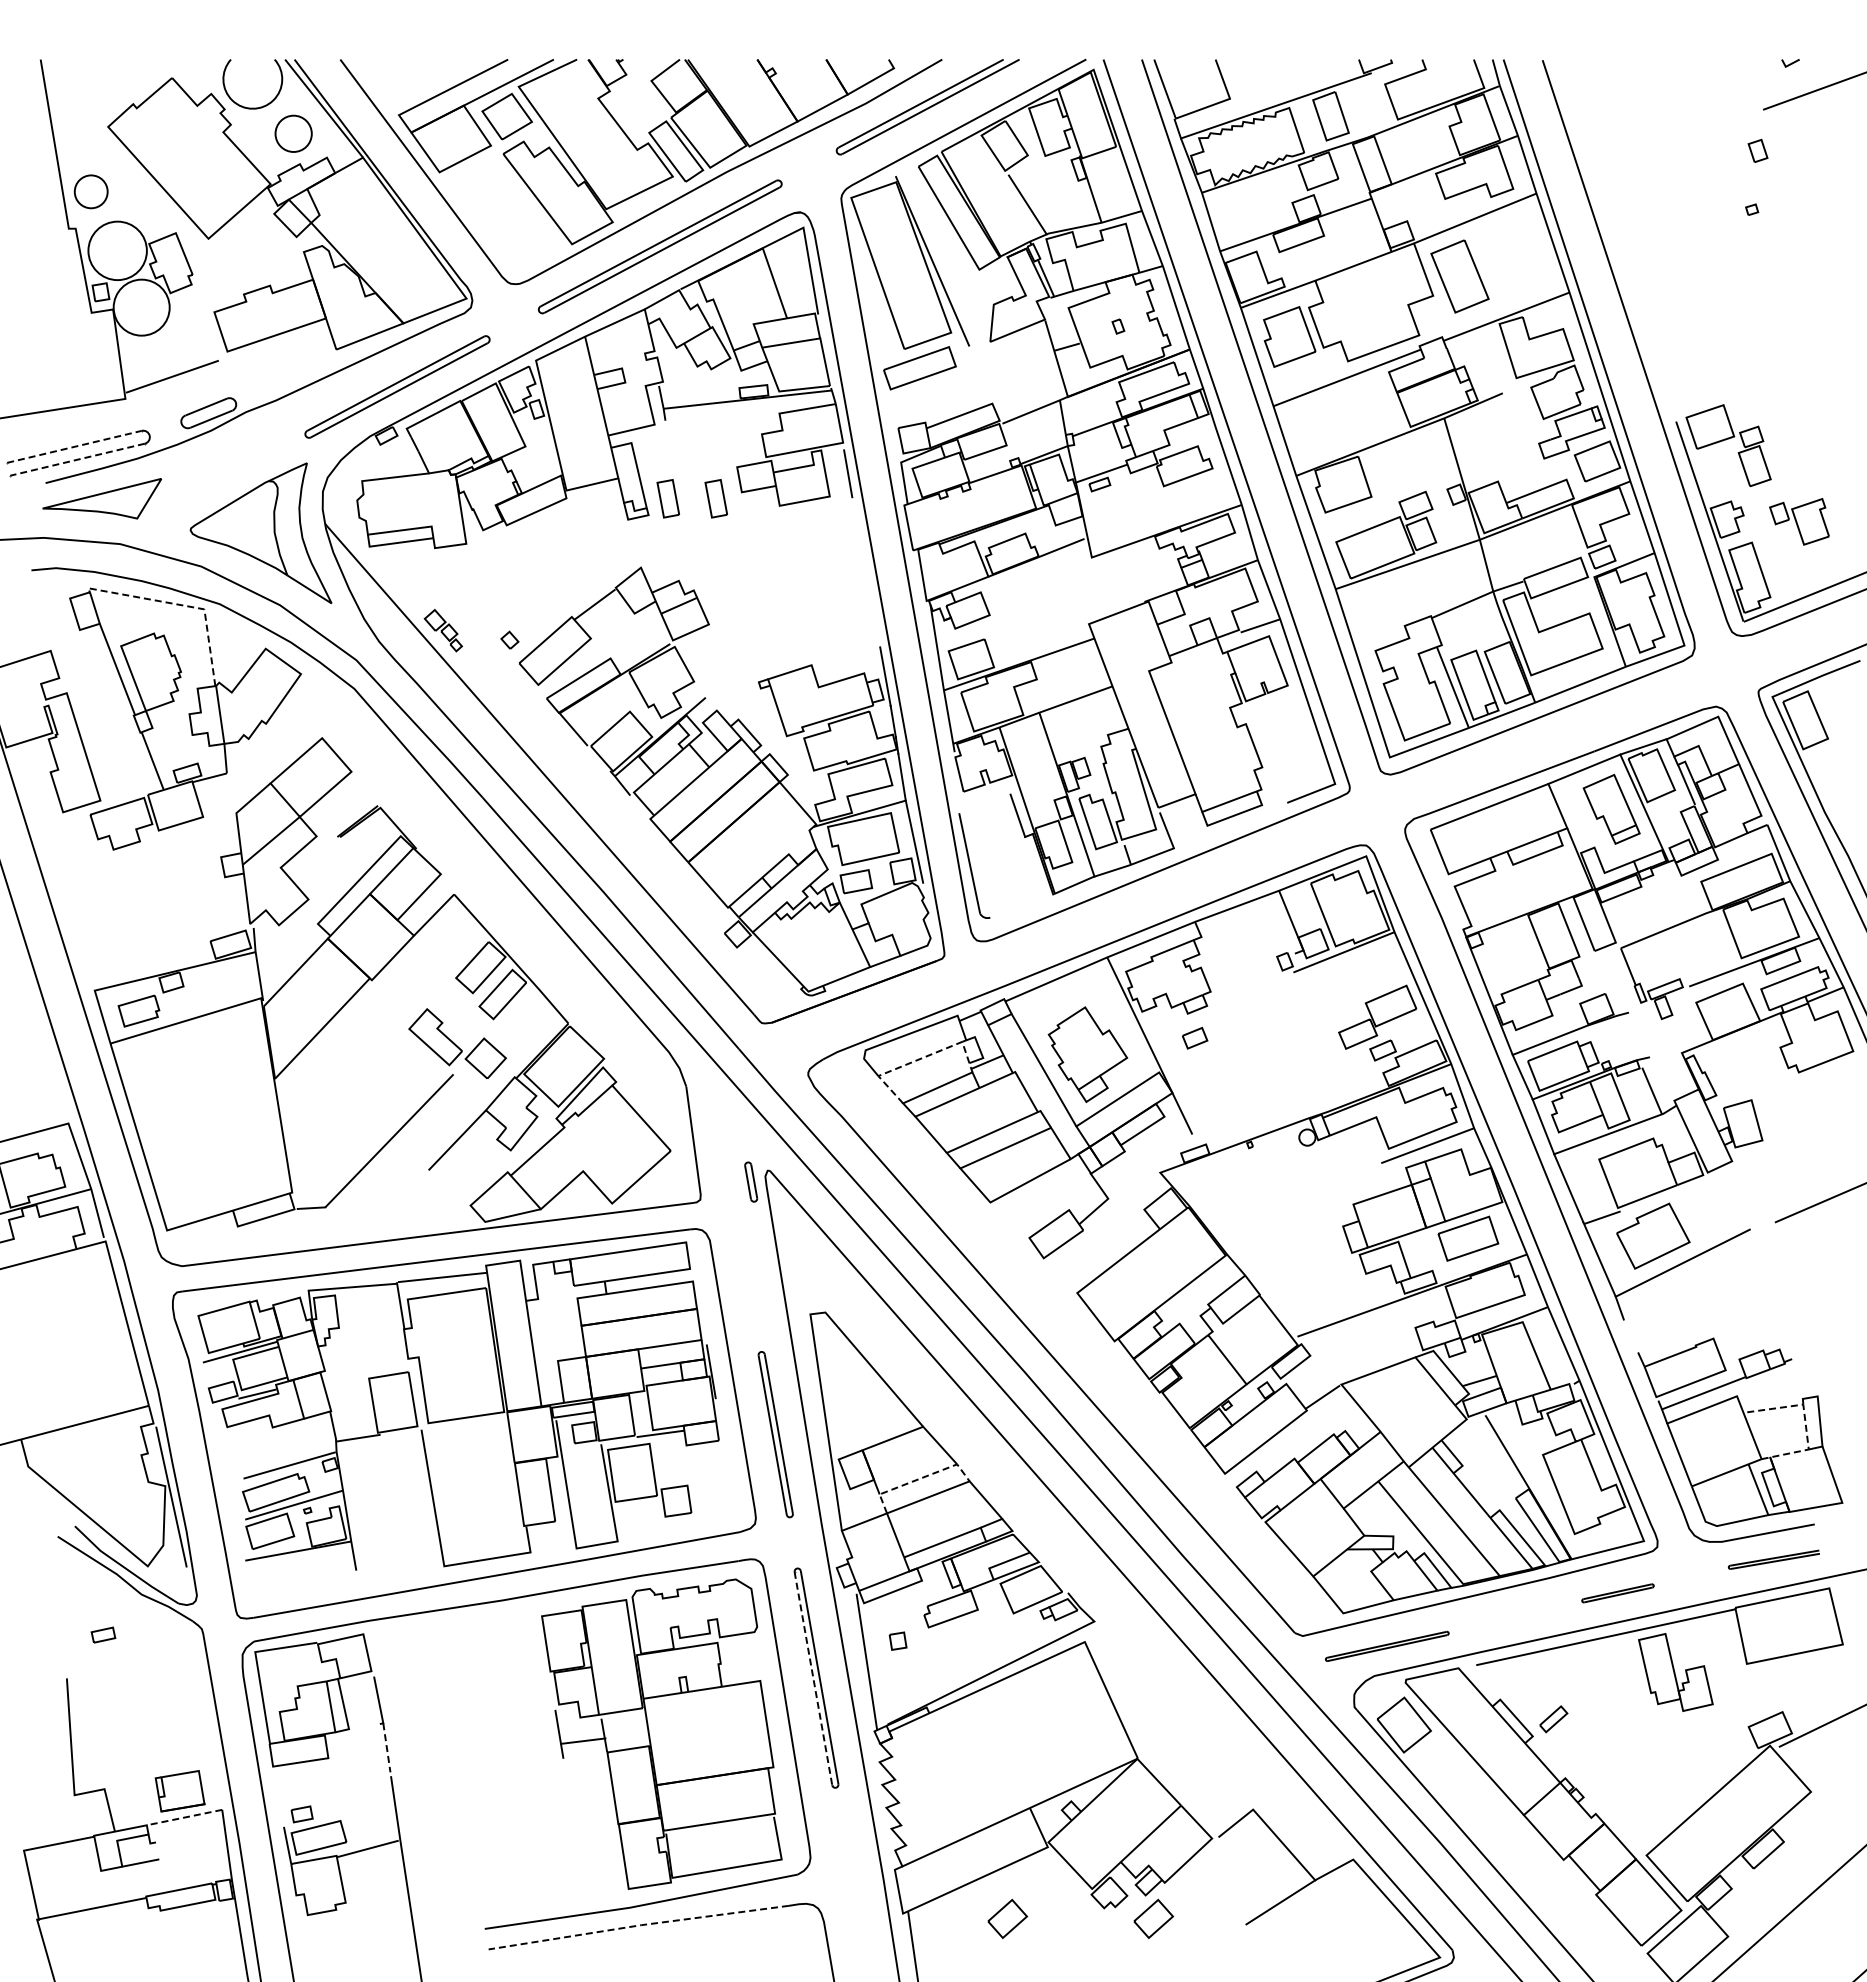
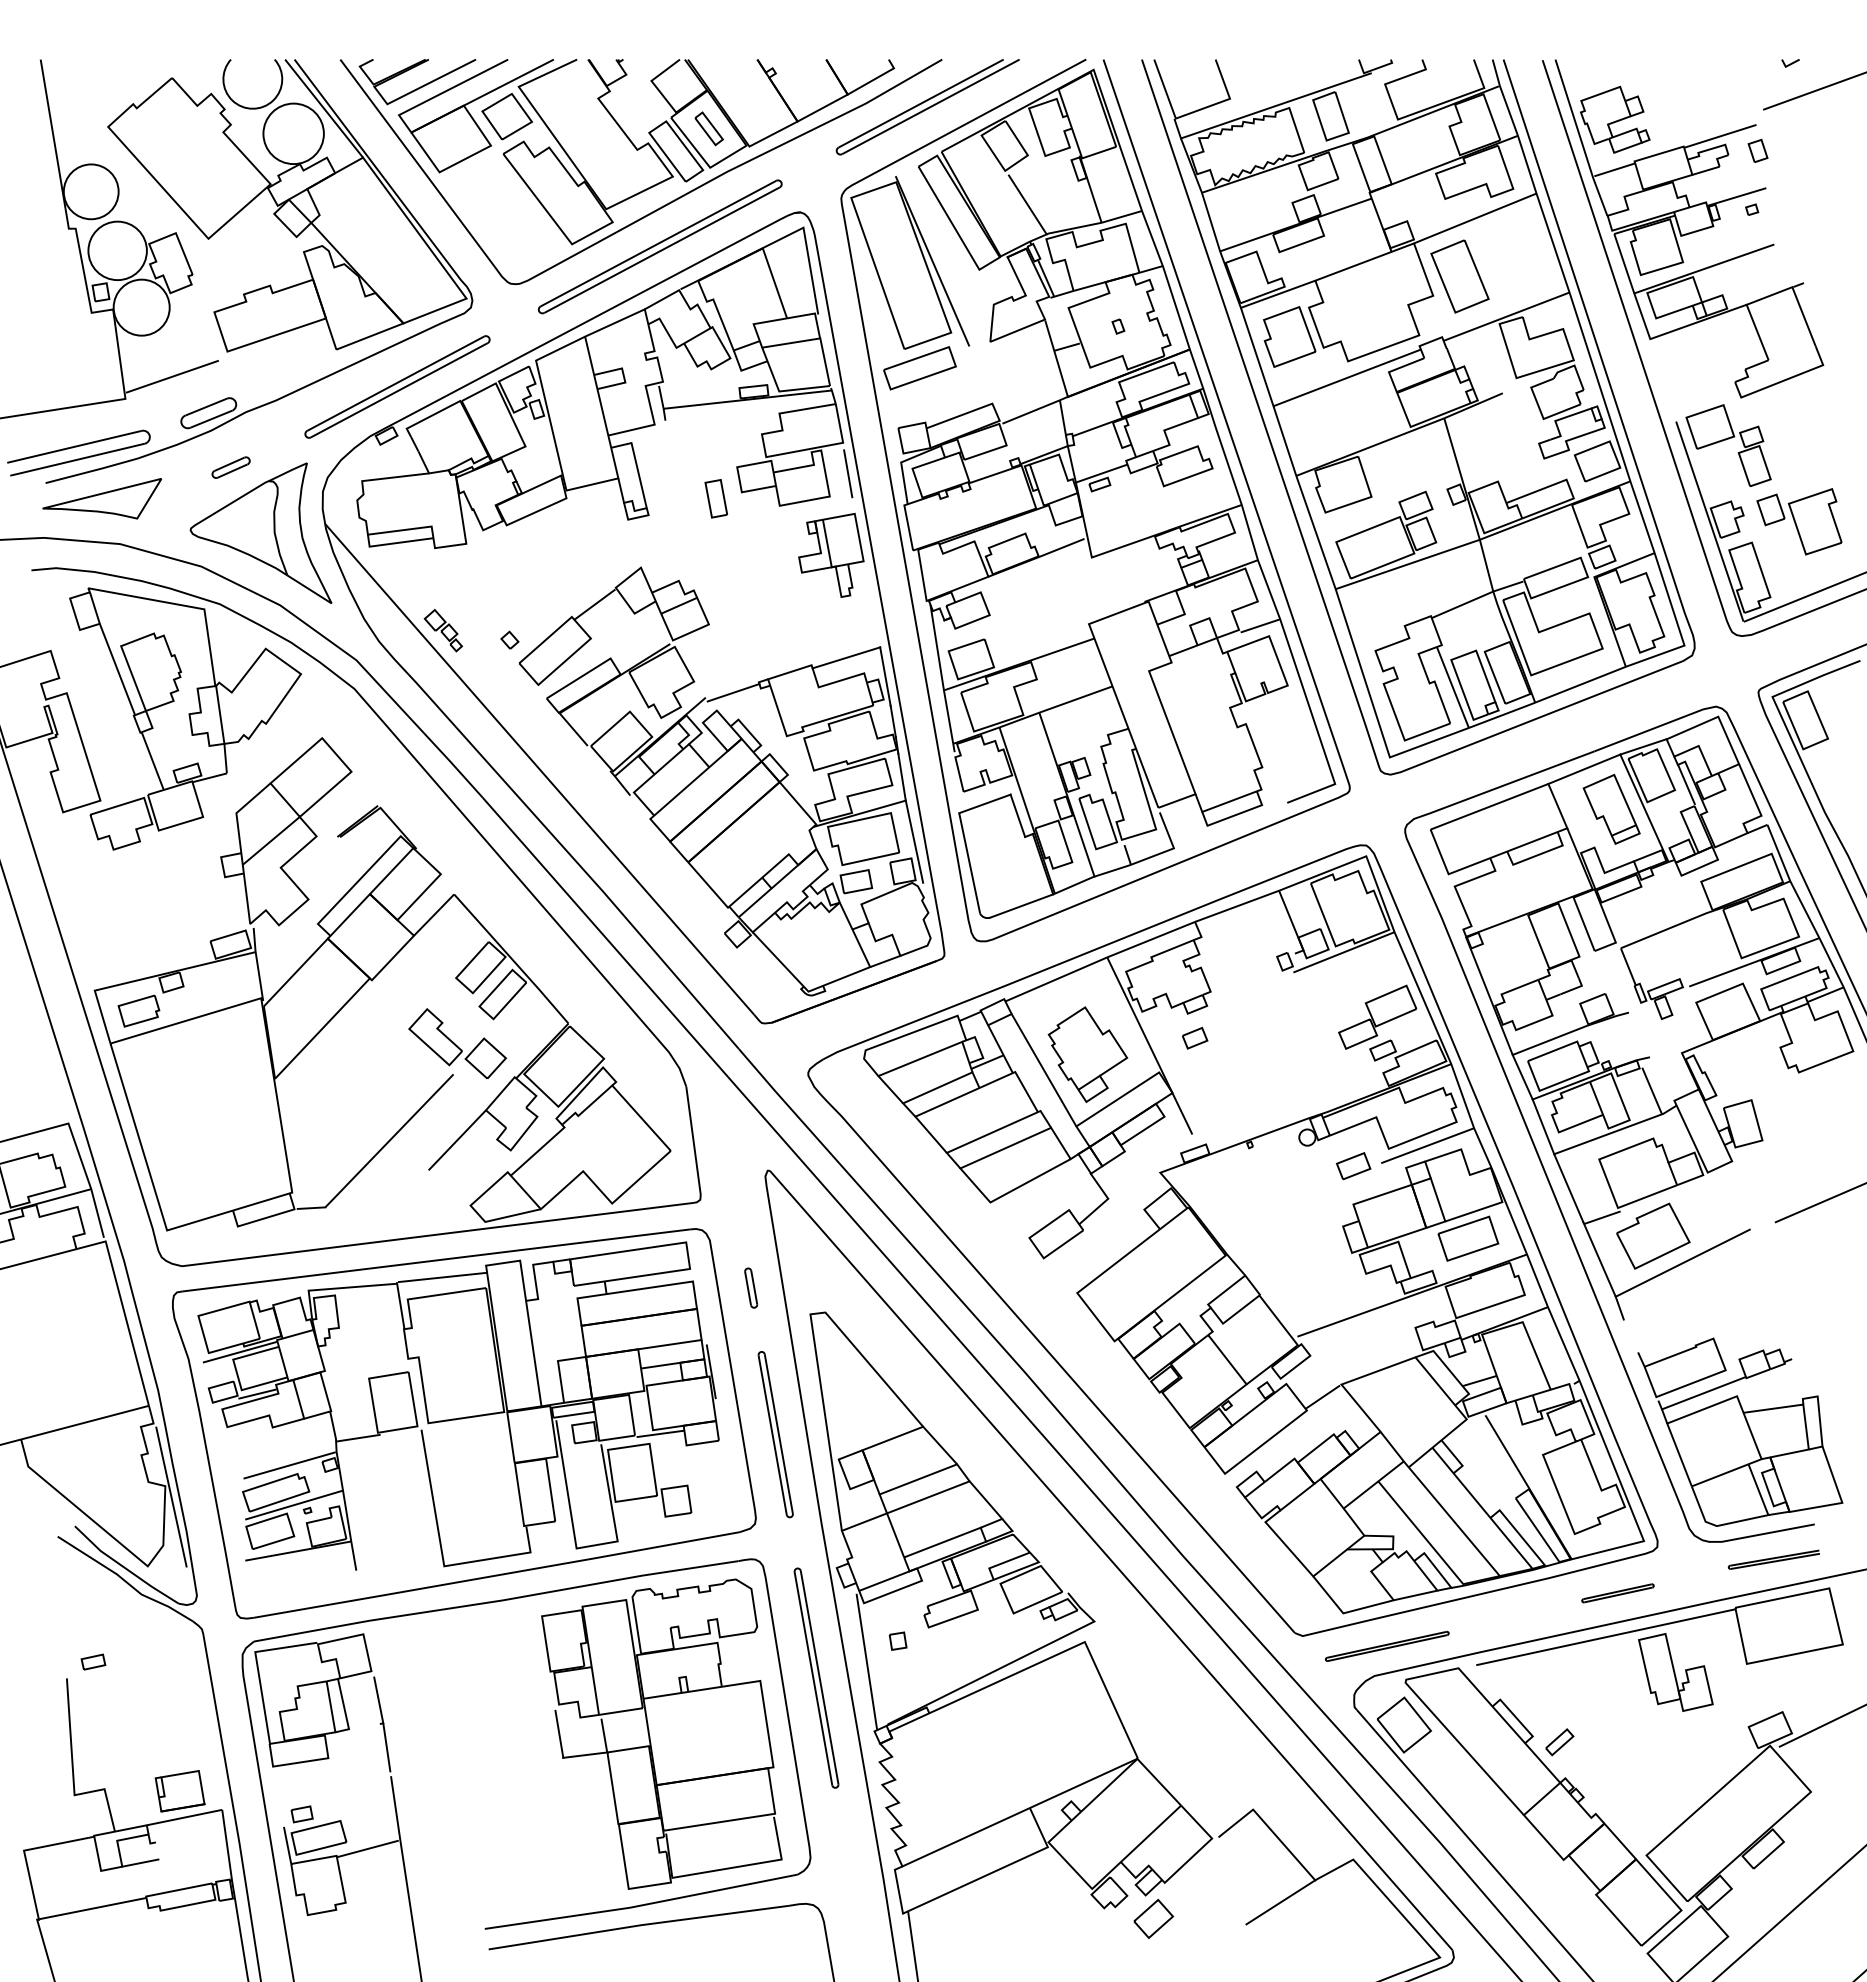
part: none -> present (417, 82)
part: none -> present (708, 128)
circle diameter: 36 px -> 60 px (293, 133)
circle diameter: 33 px -> 55 px (90, 191)
part: none -> present (1689, 228)
line: dashed -> solid (74, 446)
line: dashed -> solid (77, 459)
part: none -> present (230, 467)
part: present -> none (667, 498)
part size: 61x48 px -> 87x68 px (1799, 521)
part: none -> present (831, 554)
line: dashed -> solid (181, 605)
line: none -> present (846, 657)
line: none -> present (733, 692)
line: none -> present (984, 803)
line: none -> present (1021, 905)
line: dashed -> solid (918, 1059)
part: none -> present (1353, 1166)
part position: (751, 1181) -> (751, 1287) (751, 1287)
line: dashed -> solid (1805, 1421)
line: dashed -> solid (919, 1479)
part position: (103, 1634) -> (93, 1661) (93, 1661)
line: dashed -> solid (813, 1679)
part position: (1553, 1719) -> (1559, 1742) (1559, 1742)
line position: (583, 1740) -> (585, 1754) (585, 1754)
line: dashed -> solid (386, 1747)
line: dashed -> solid (184, 1817)
part: present -> none (1007, 1918)
line: dashed -> solid (638, 1925)
